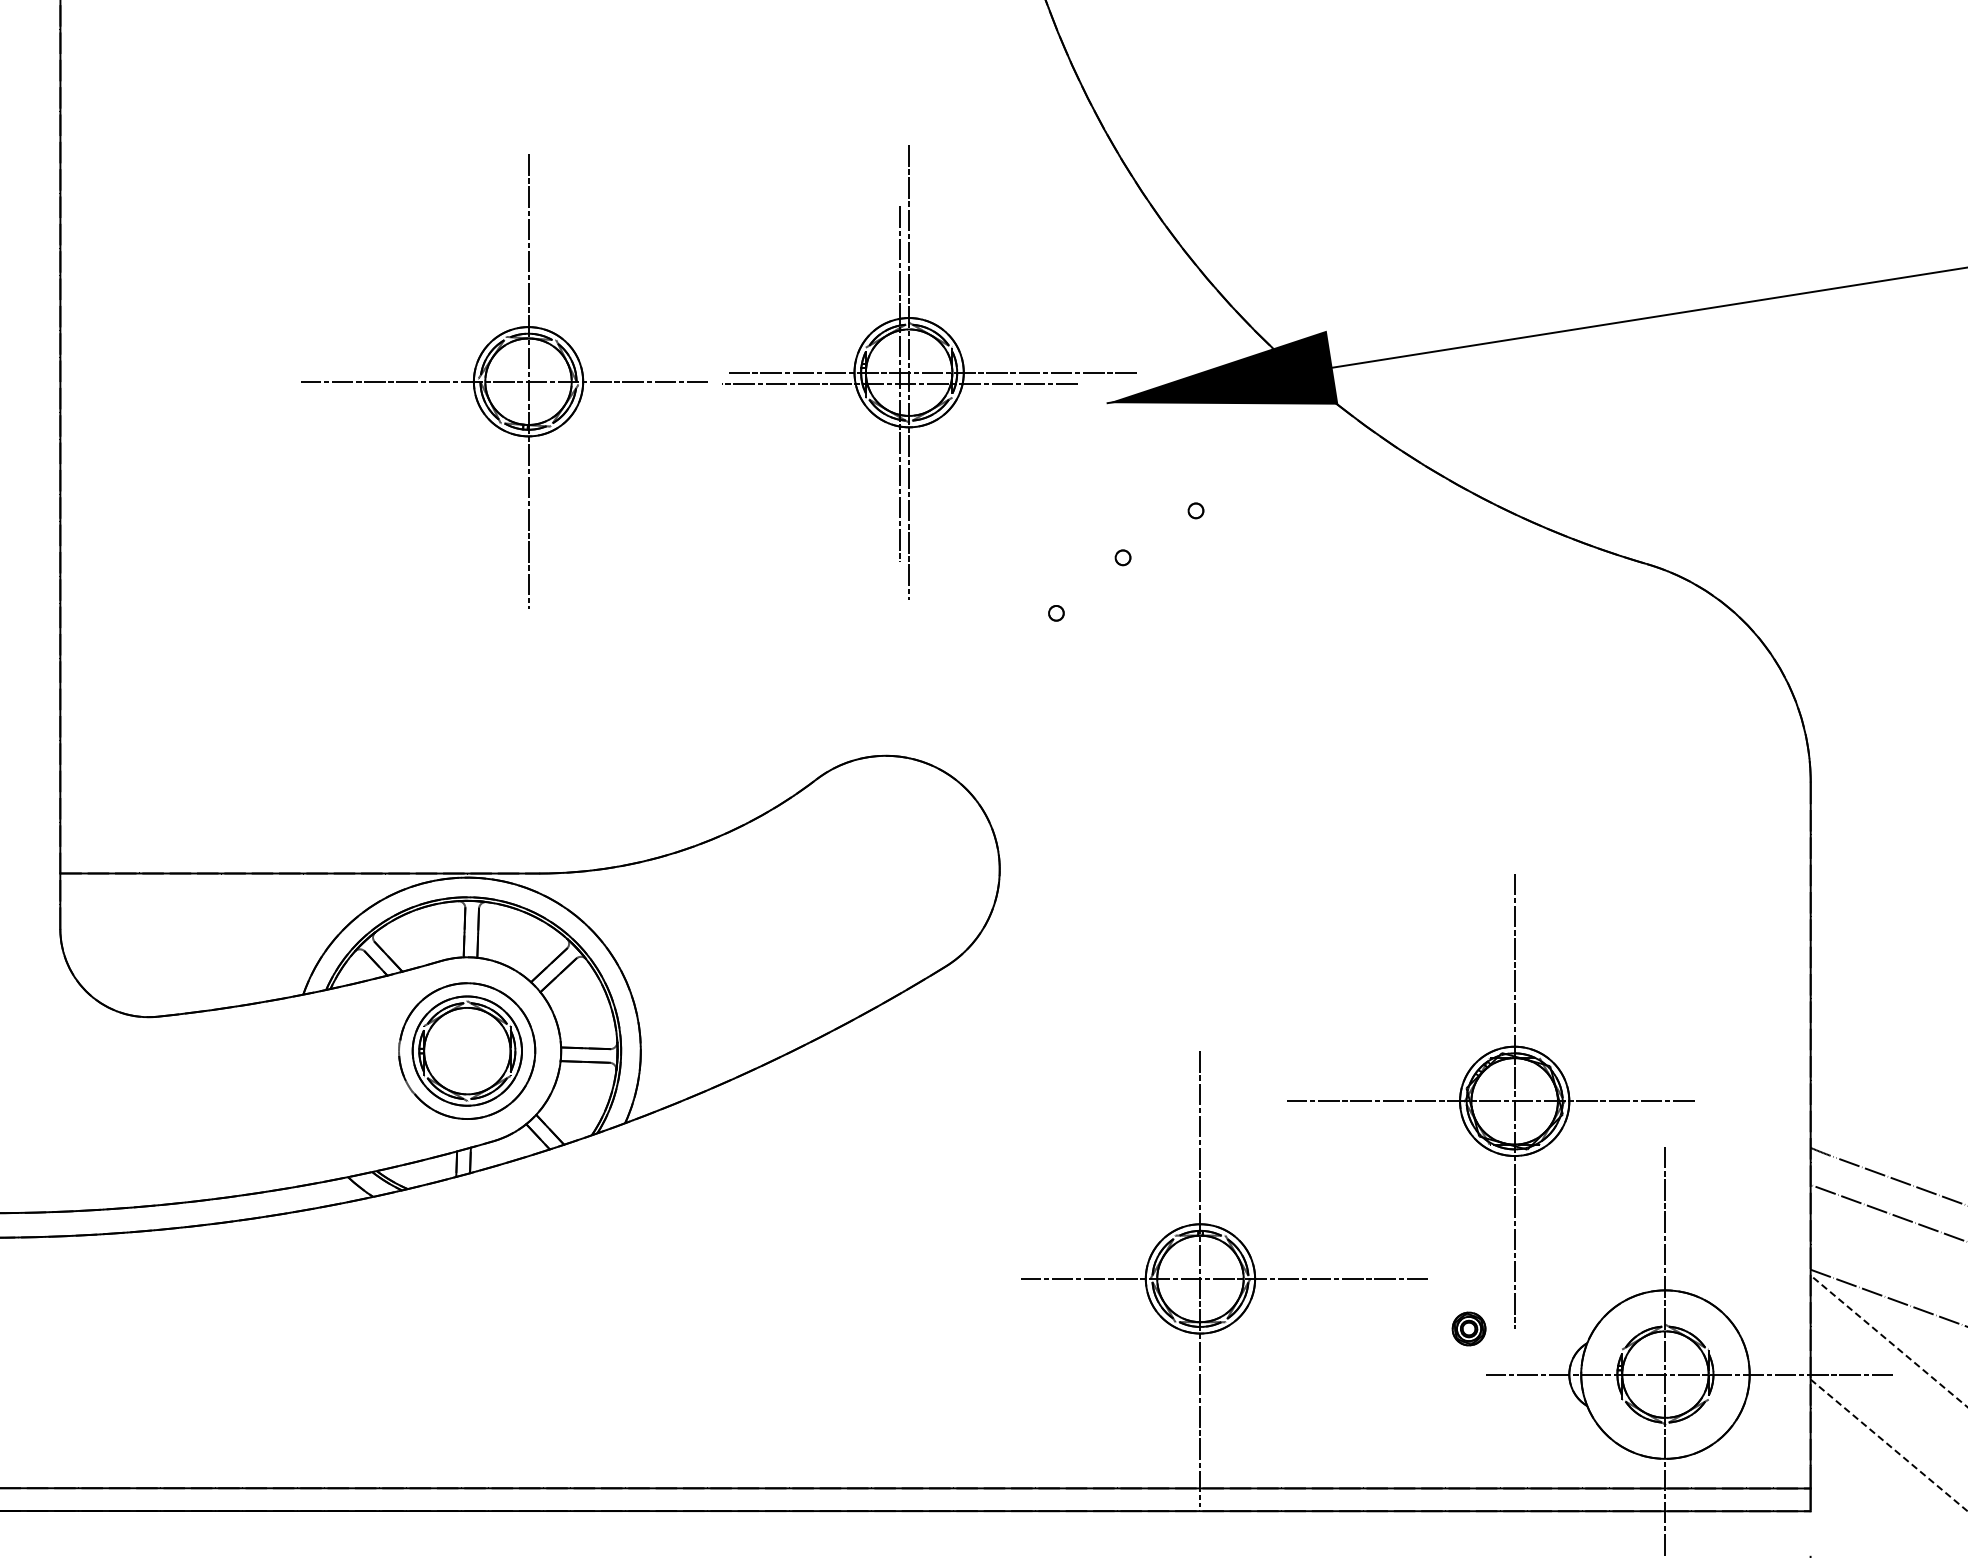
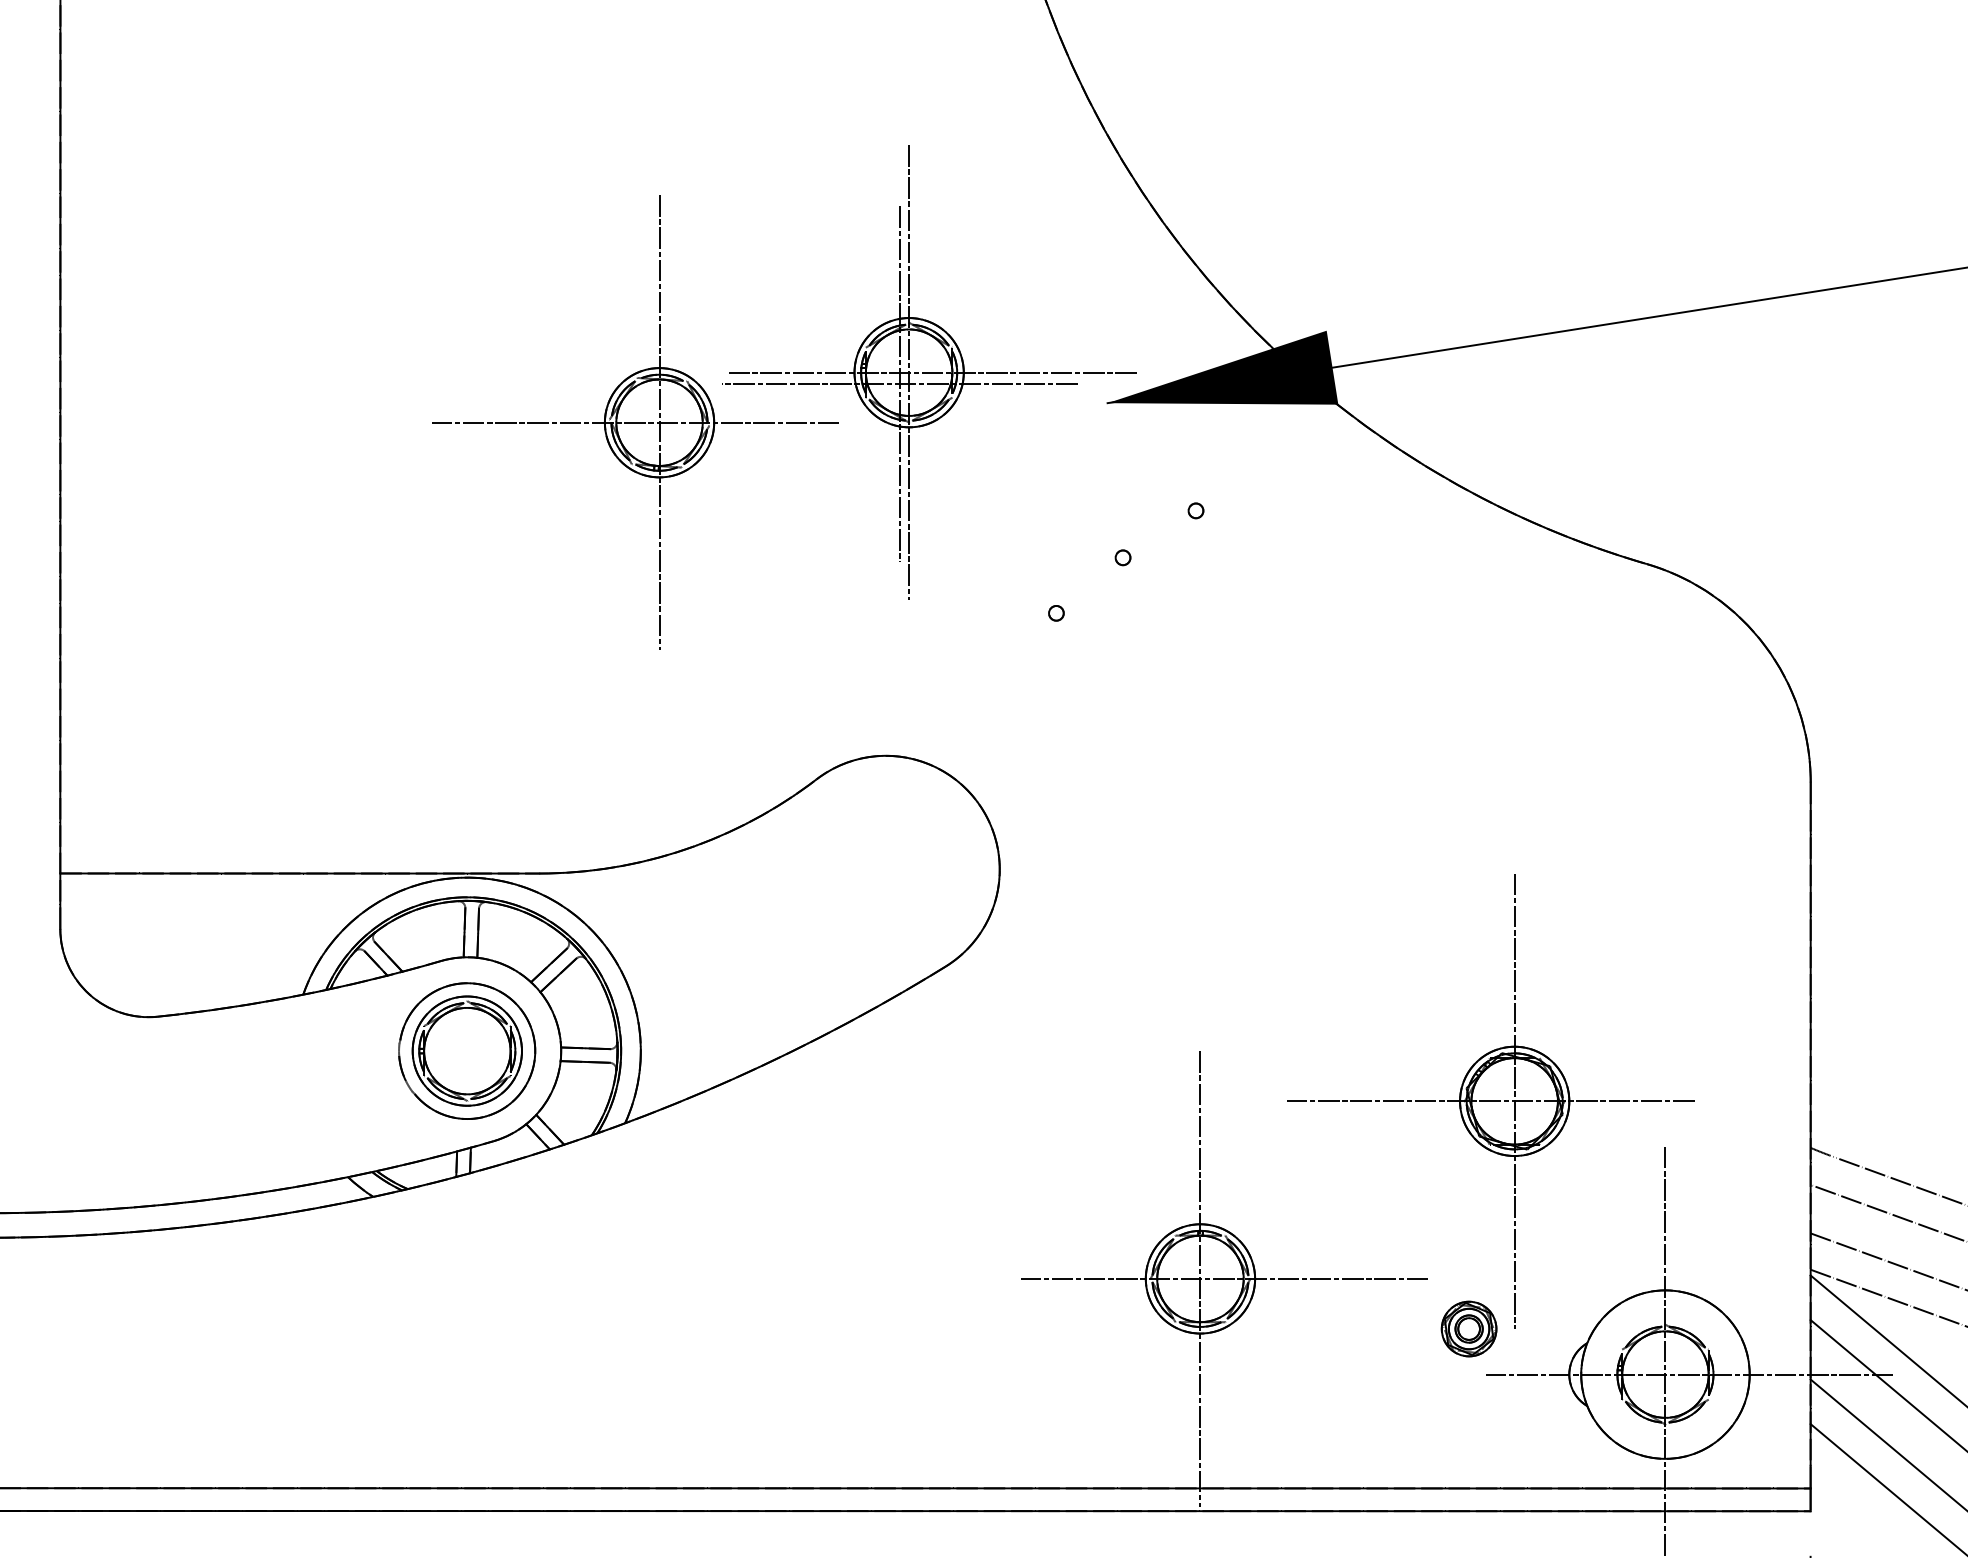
part position: (504, 381) -> (635, 422) (635, 422)
line: none -> present (1887, 1261)
part size: 36x36 px -> 58x58 px (1468, 1328)
line: dashed -> solid (1888, 1340)
line: none -> present (1887, 1384)
line: dashed -> solid (1889, 1445)
line: none -> present (1887, 1488)
